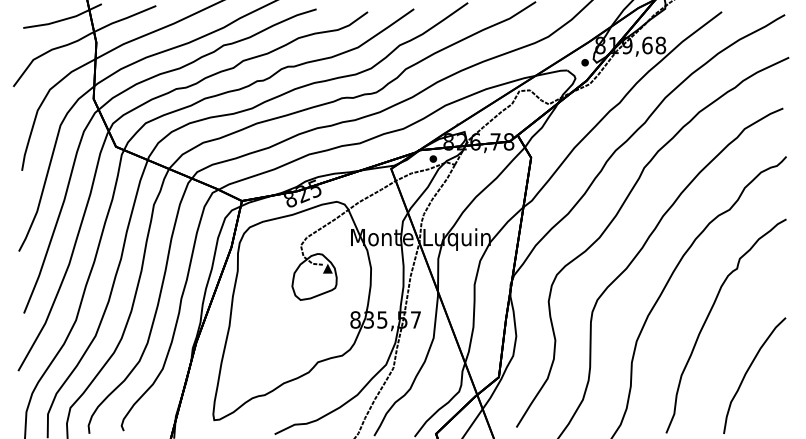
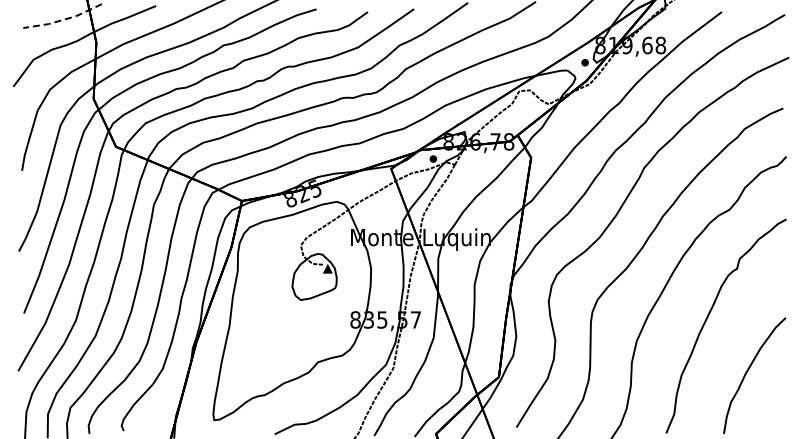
line: solid -> dashed (63, 19)
